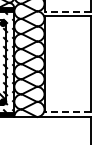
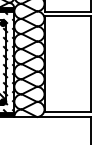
line: dashed -> solid (67, 11)
line: dashed -> solid (67, 112)
